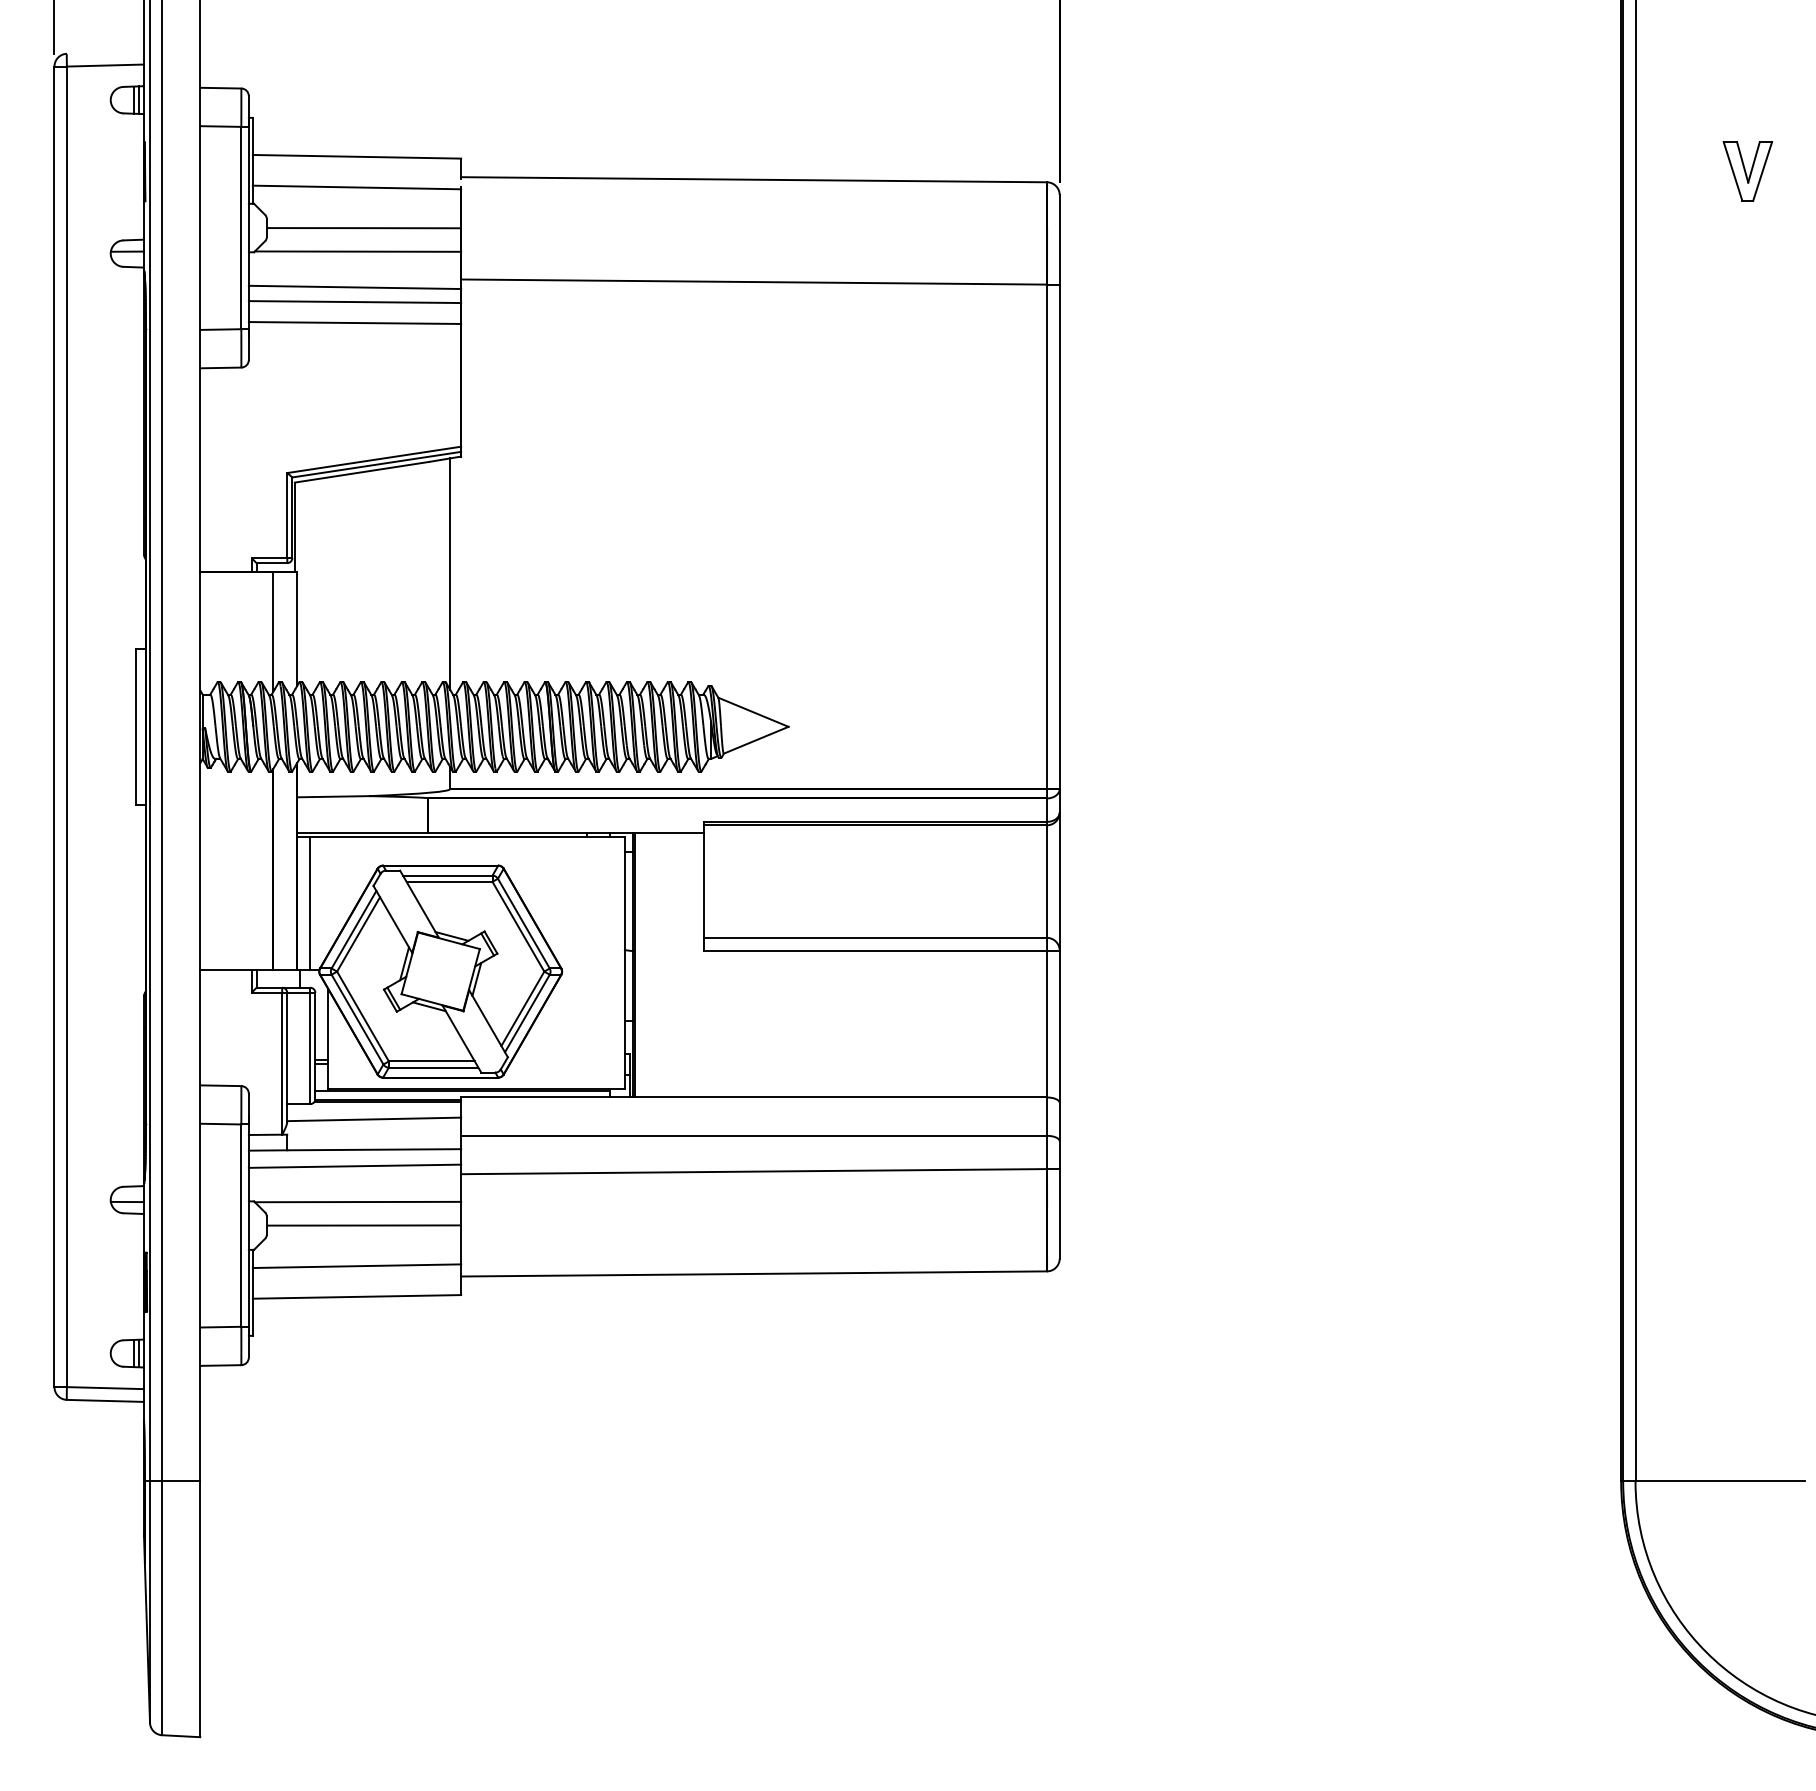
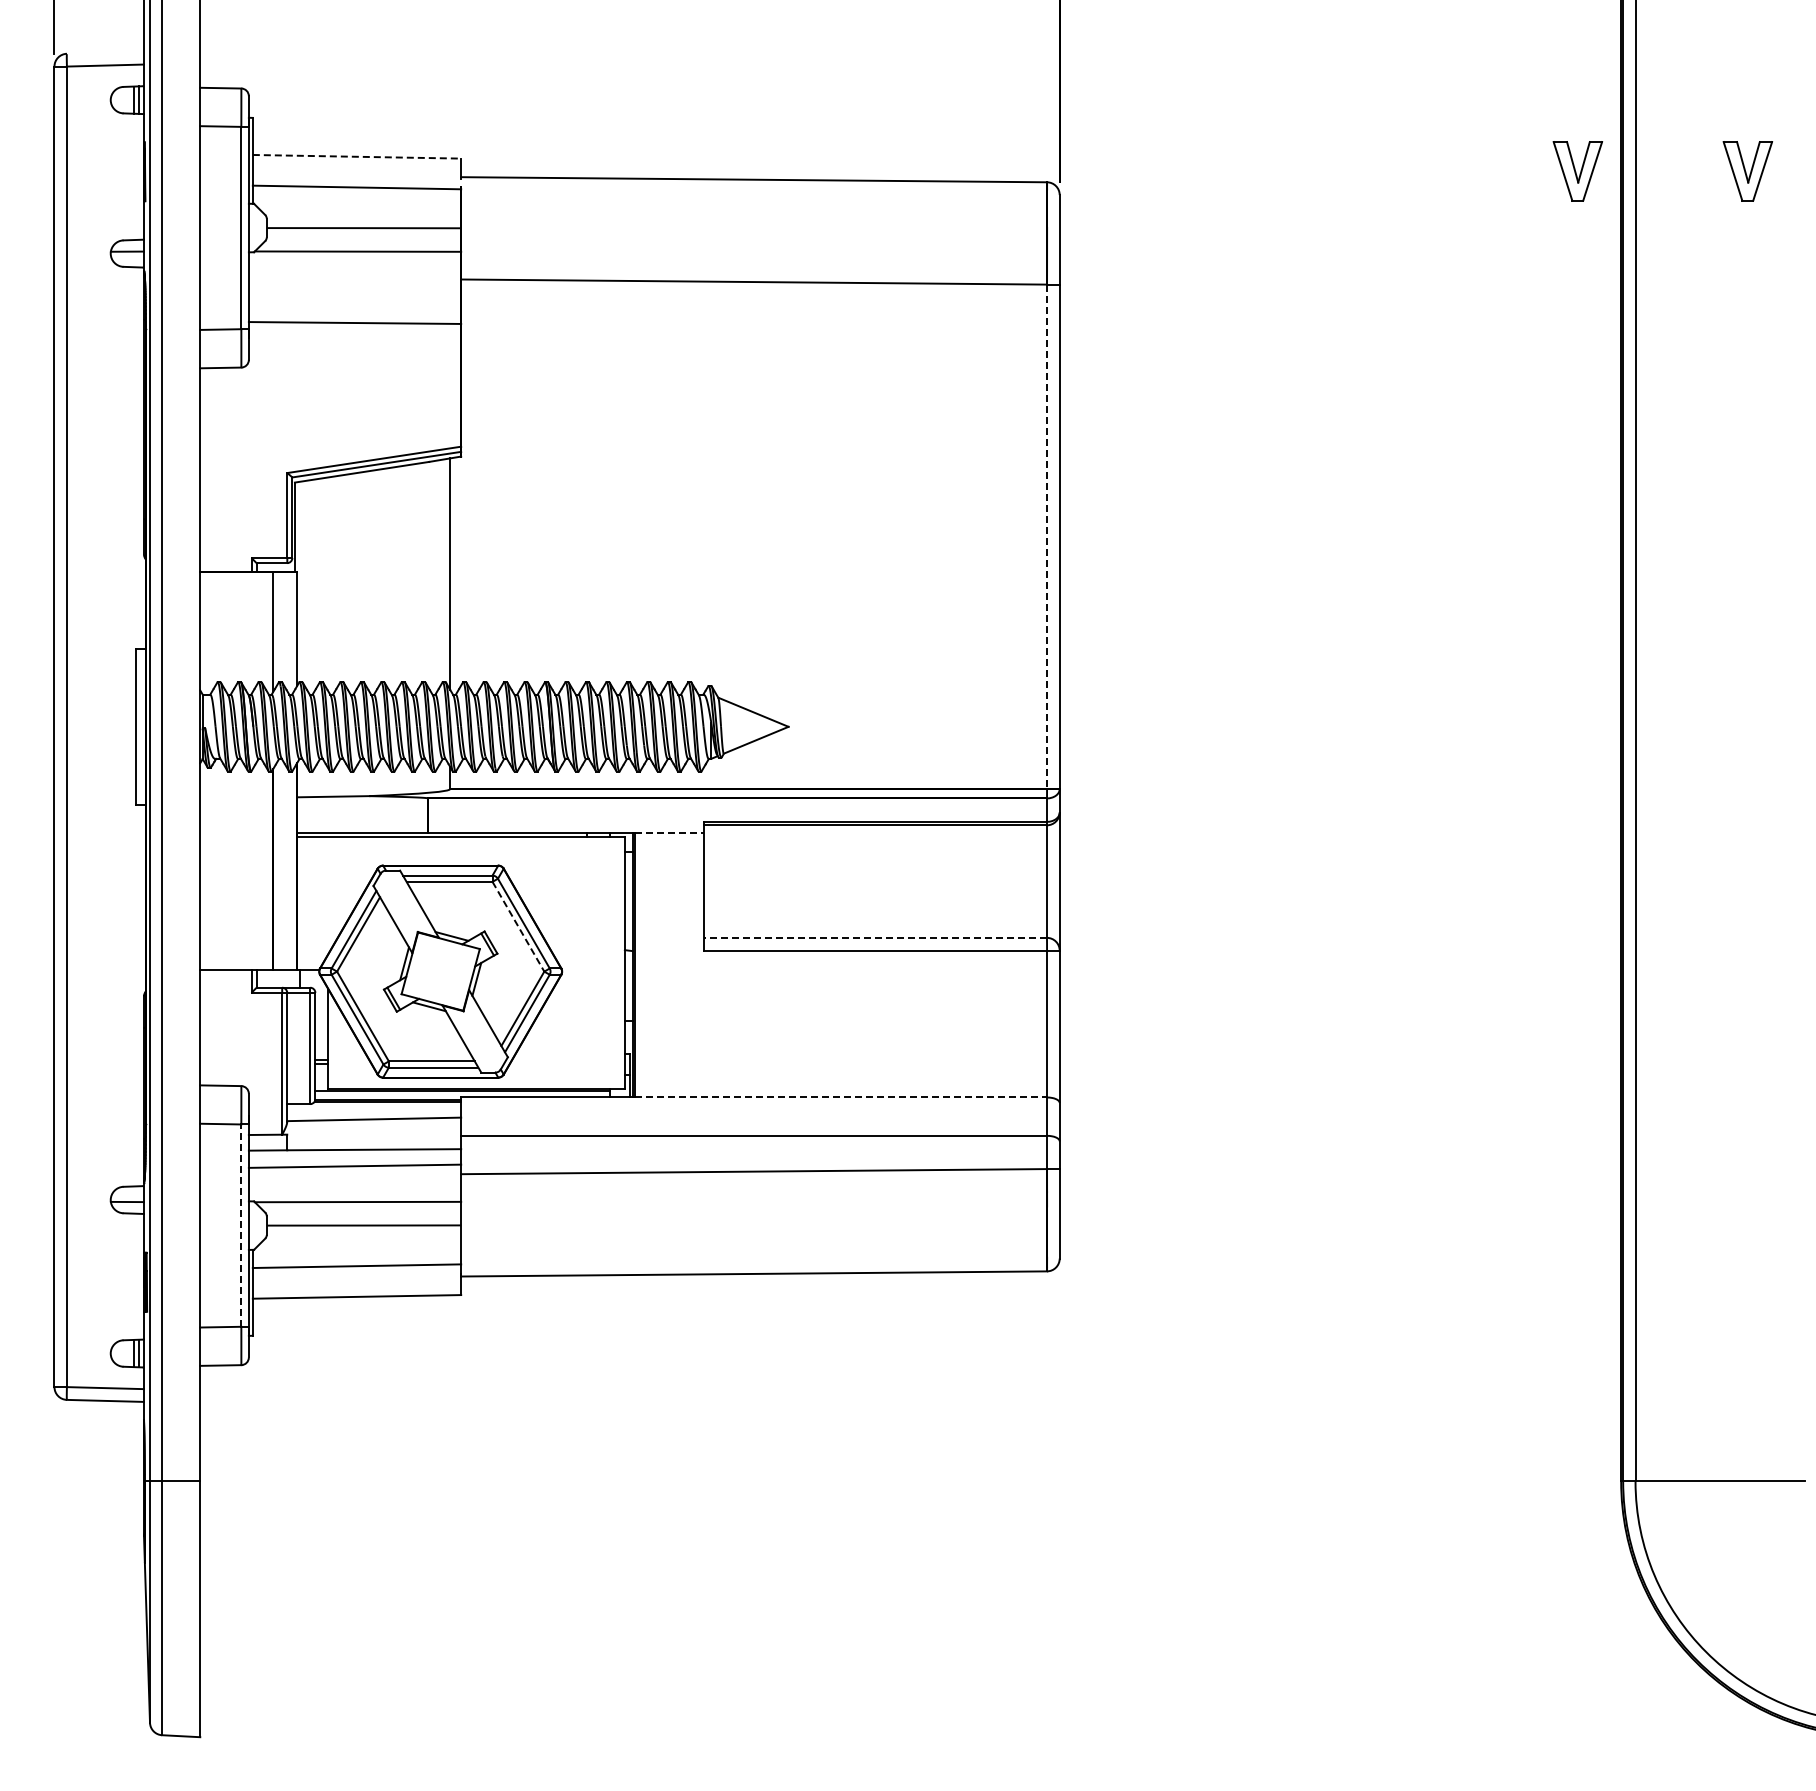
line: solid -> dashed (357, 156)
part: none -> present (1577, 171)
line: present -> none (354, 287)
line: present -> none (354, 302)
line: solid -> dashed (1047, 537)
line: solid -> dashed (669, 833)
line: present -> none (310, 902)
line: solid -> dashed (518, 926)
line: solid -> dashed (875, 937)
line: solid -> dashed (841, 1097)
line: solid -> dashed (241, 1225)
